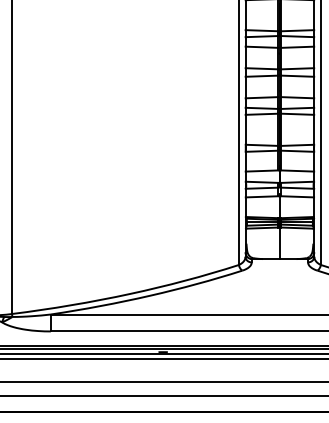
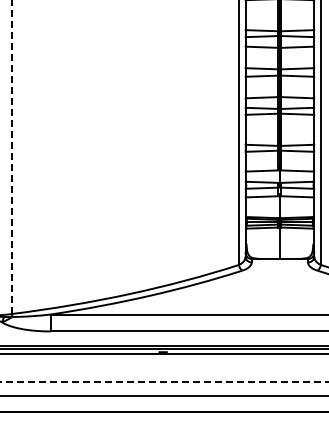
line: solid -> dashed (11, 157)
line: present -> none (163, 359)
line: solid -> dashed (164, 382)
